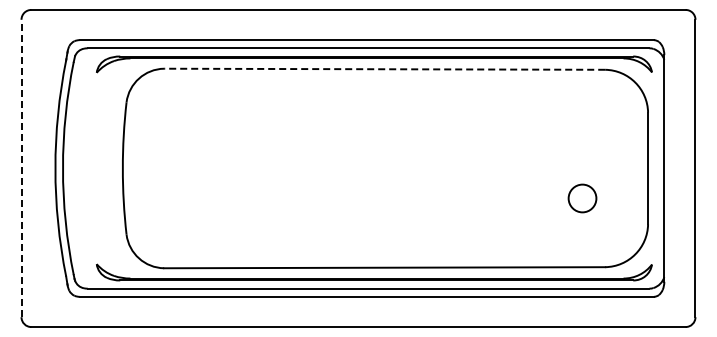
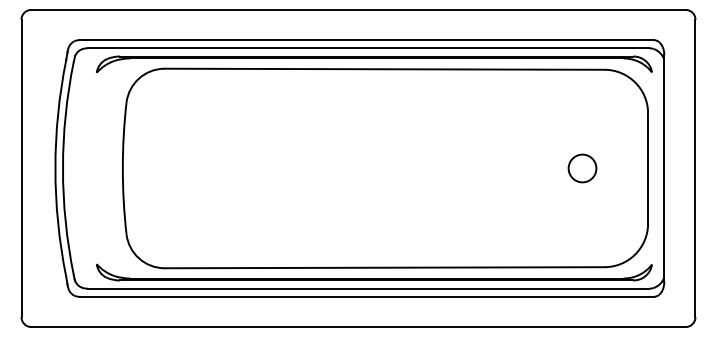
line: dashed -> solid (384, 69)
line: dashed -> solid (21, 168)
circle position: (582, 198) -> (582, 168) (582, 168)
